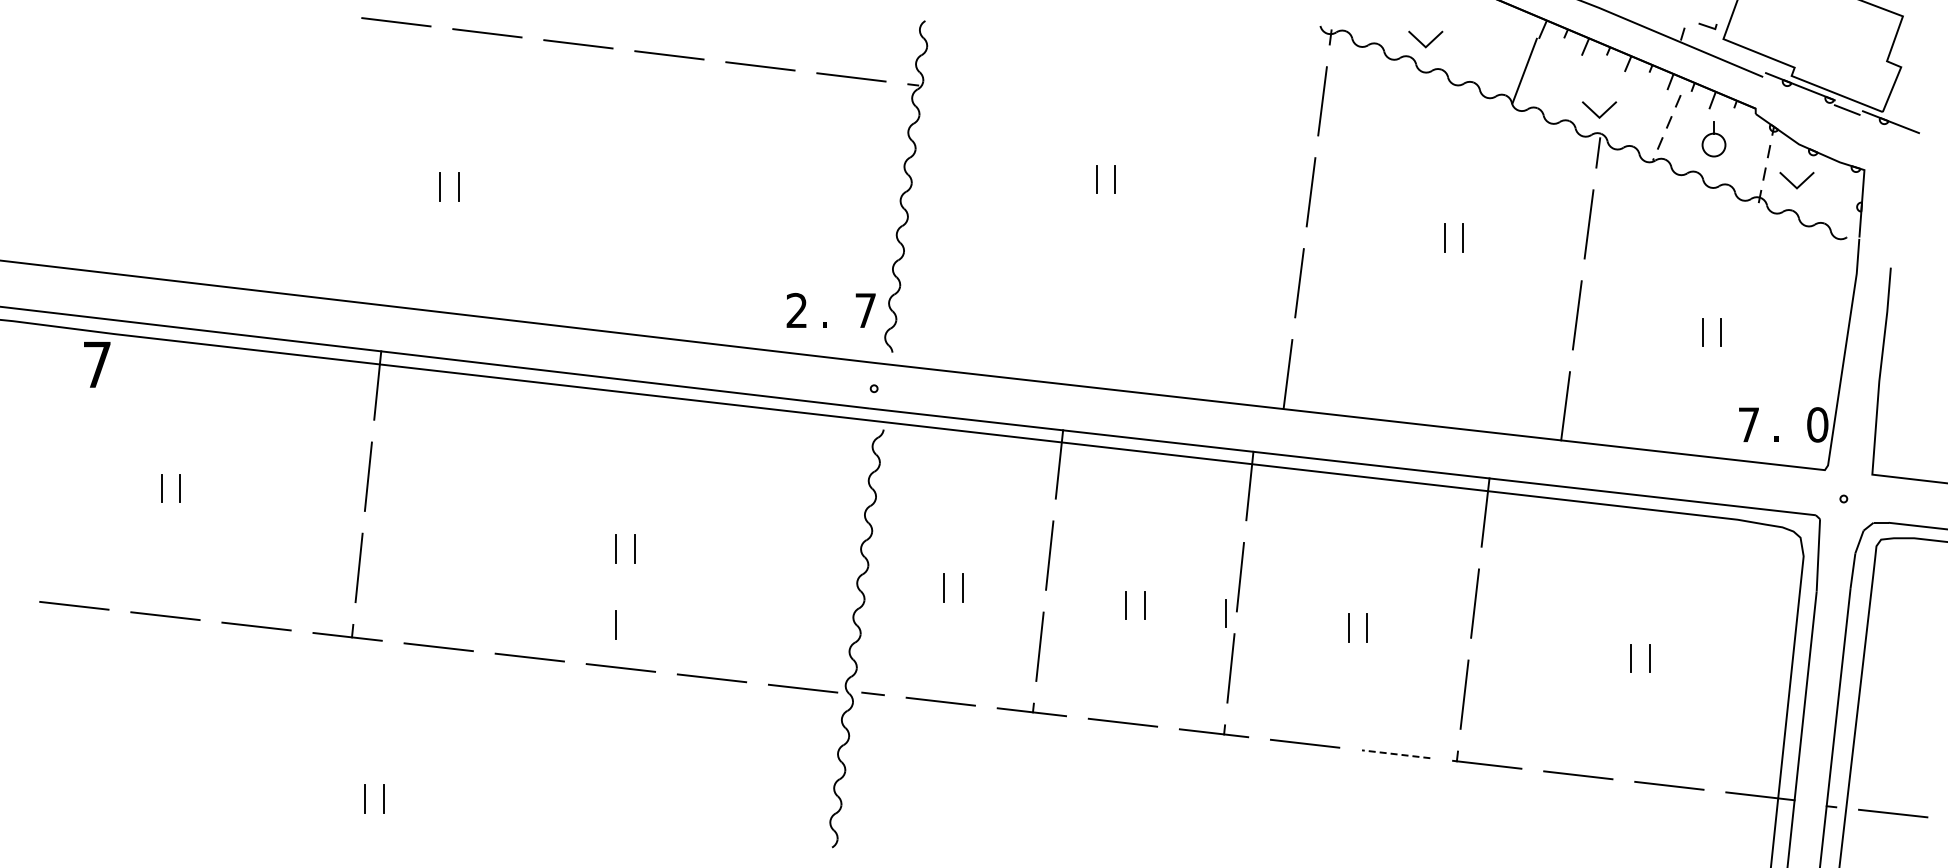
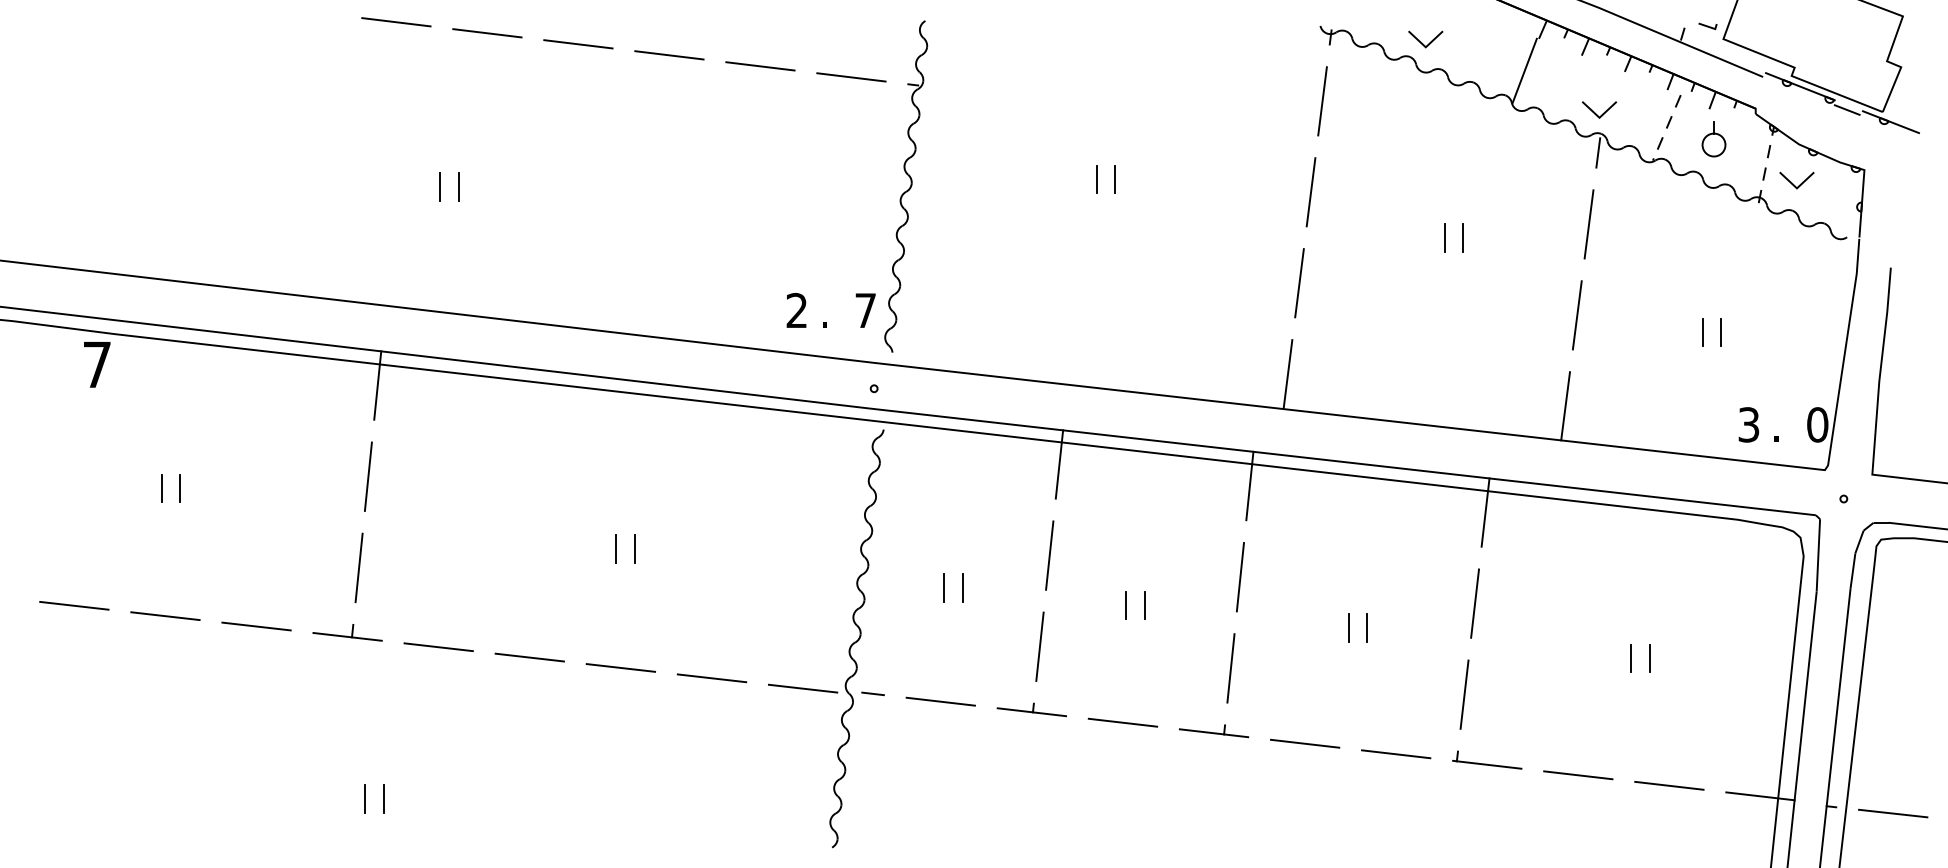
text: 7 -> 3 (1748, 424)
line: present -> none (1225, 613)
line: present -> none (615, 624)
line: dashed -> solid (1395, 754)
